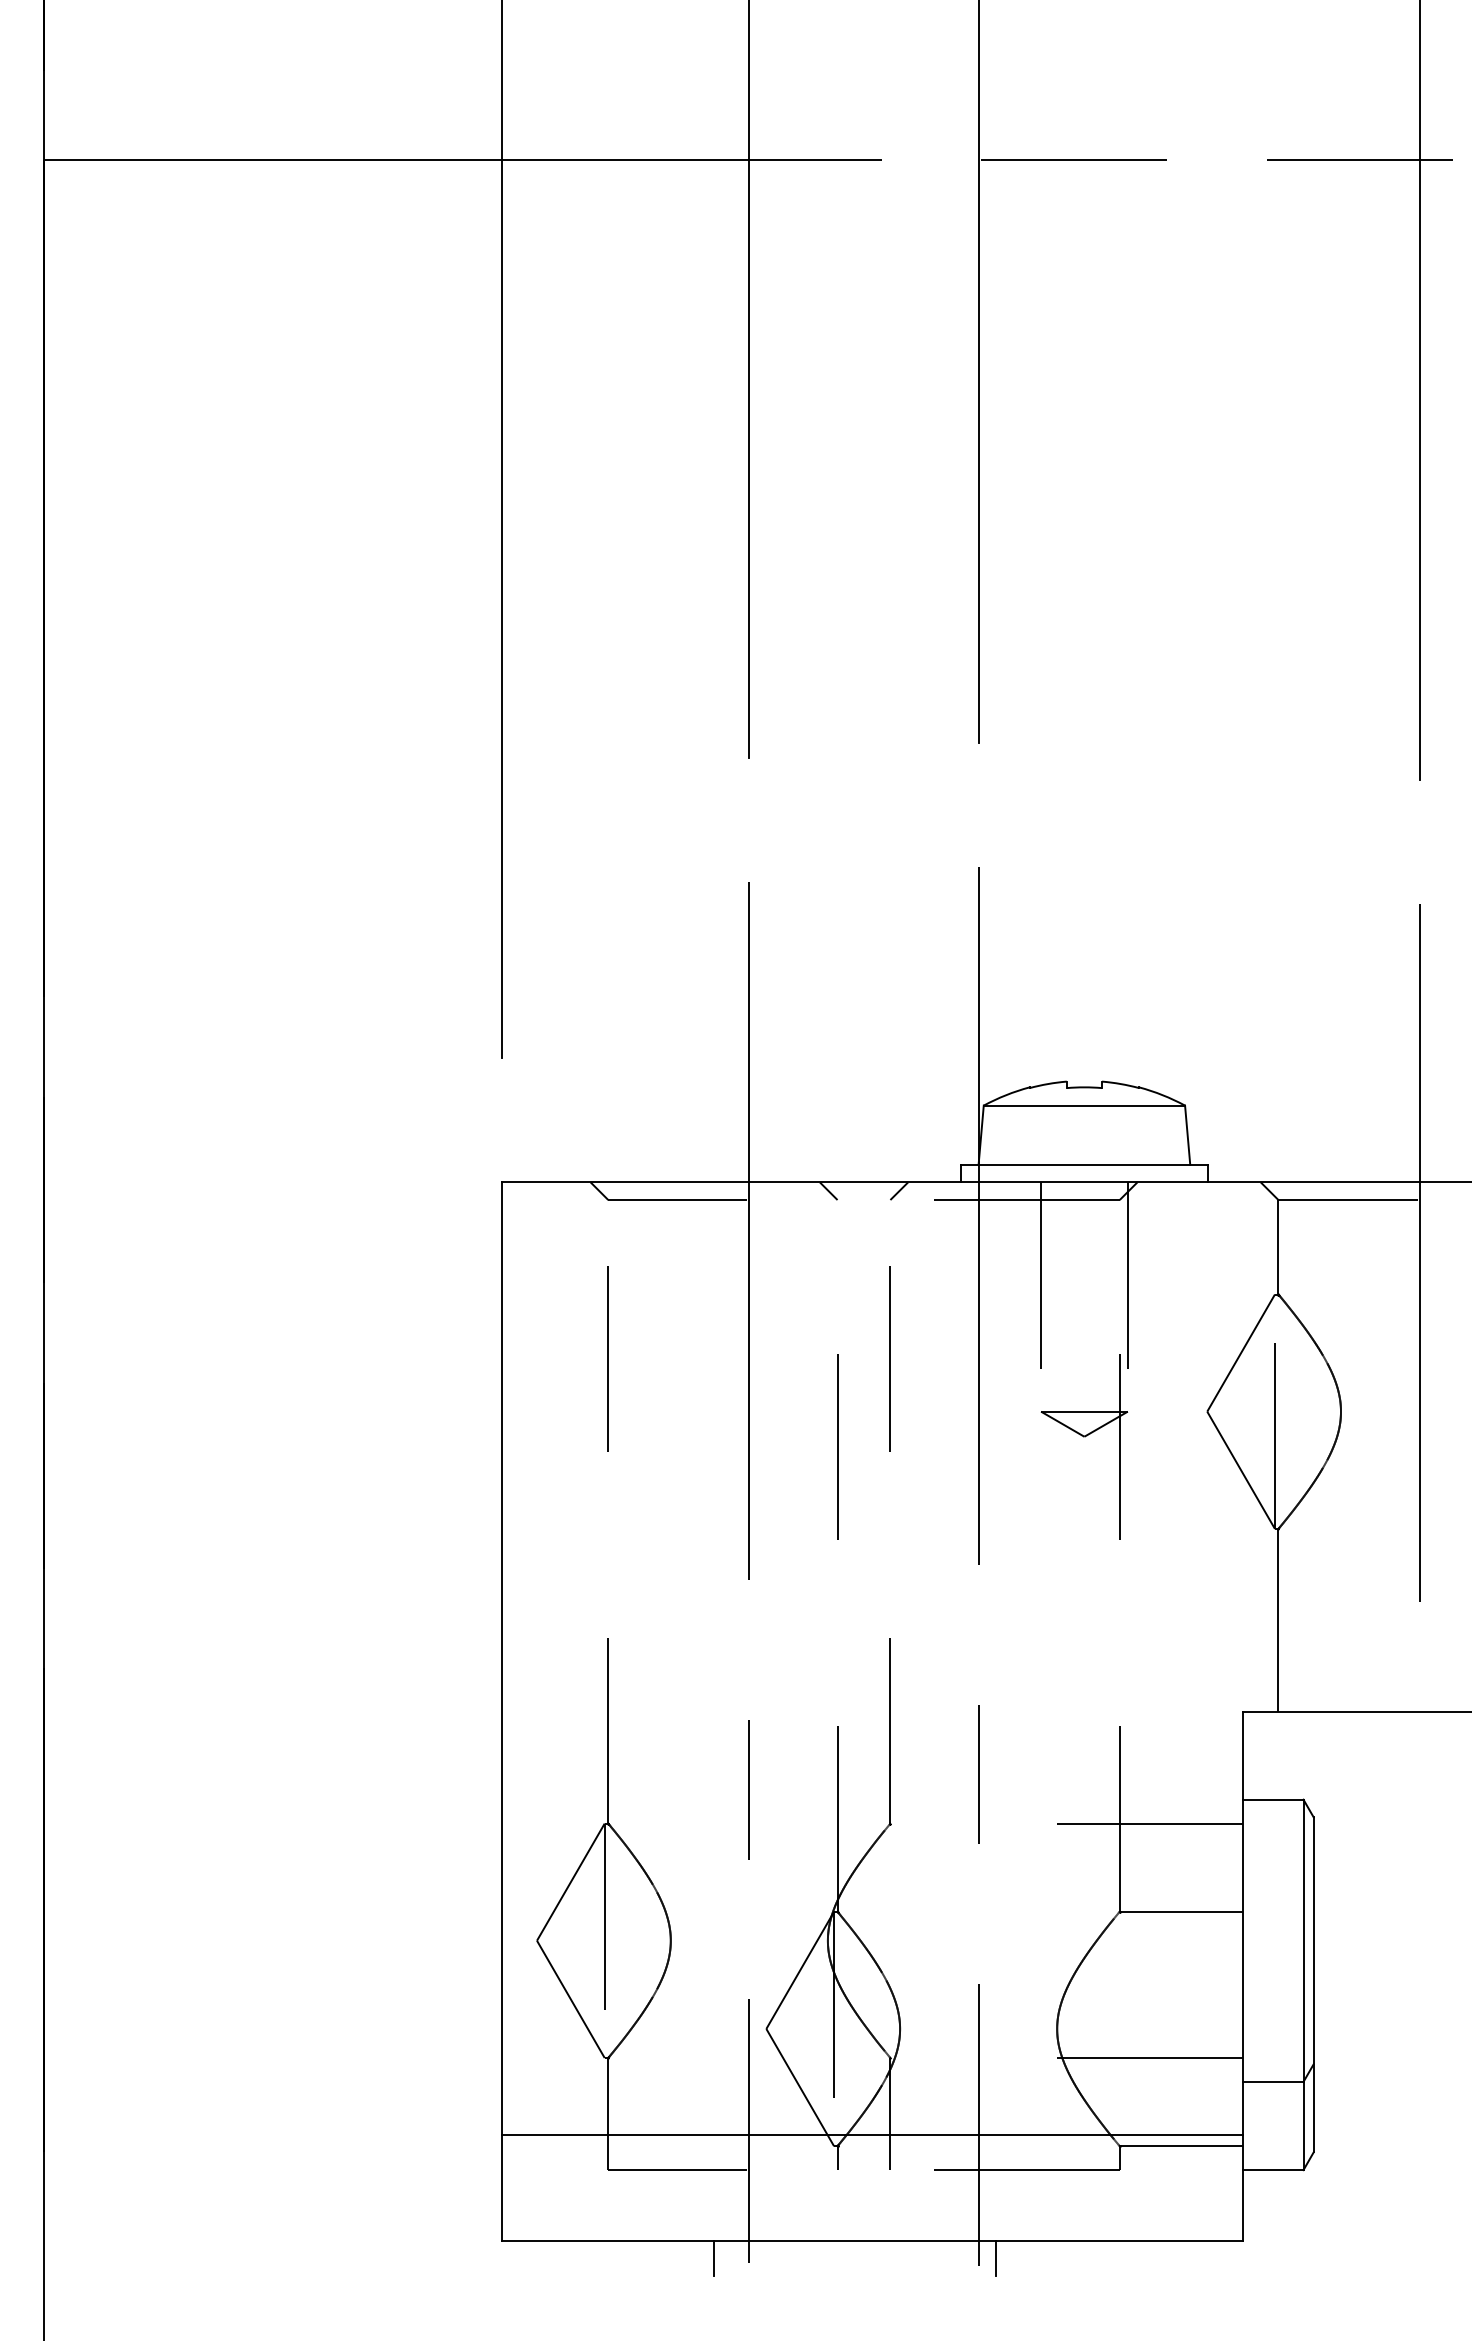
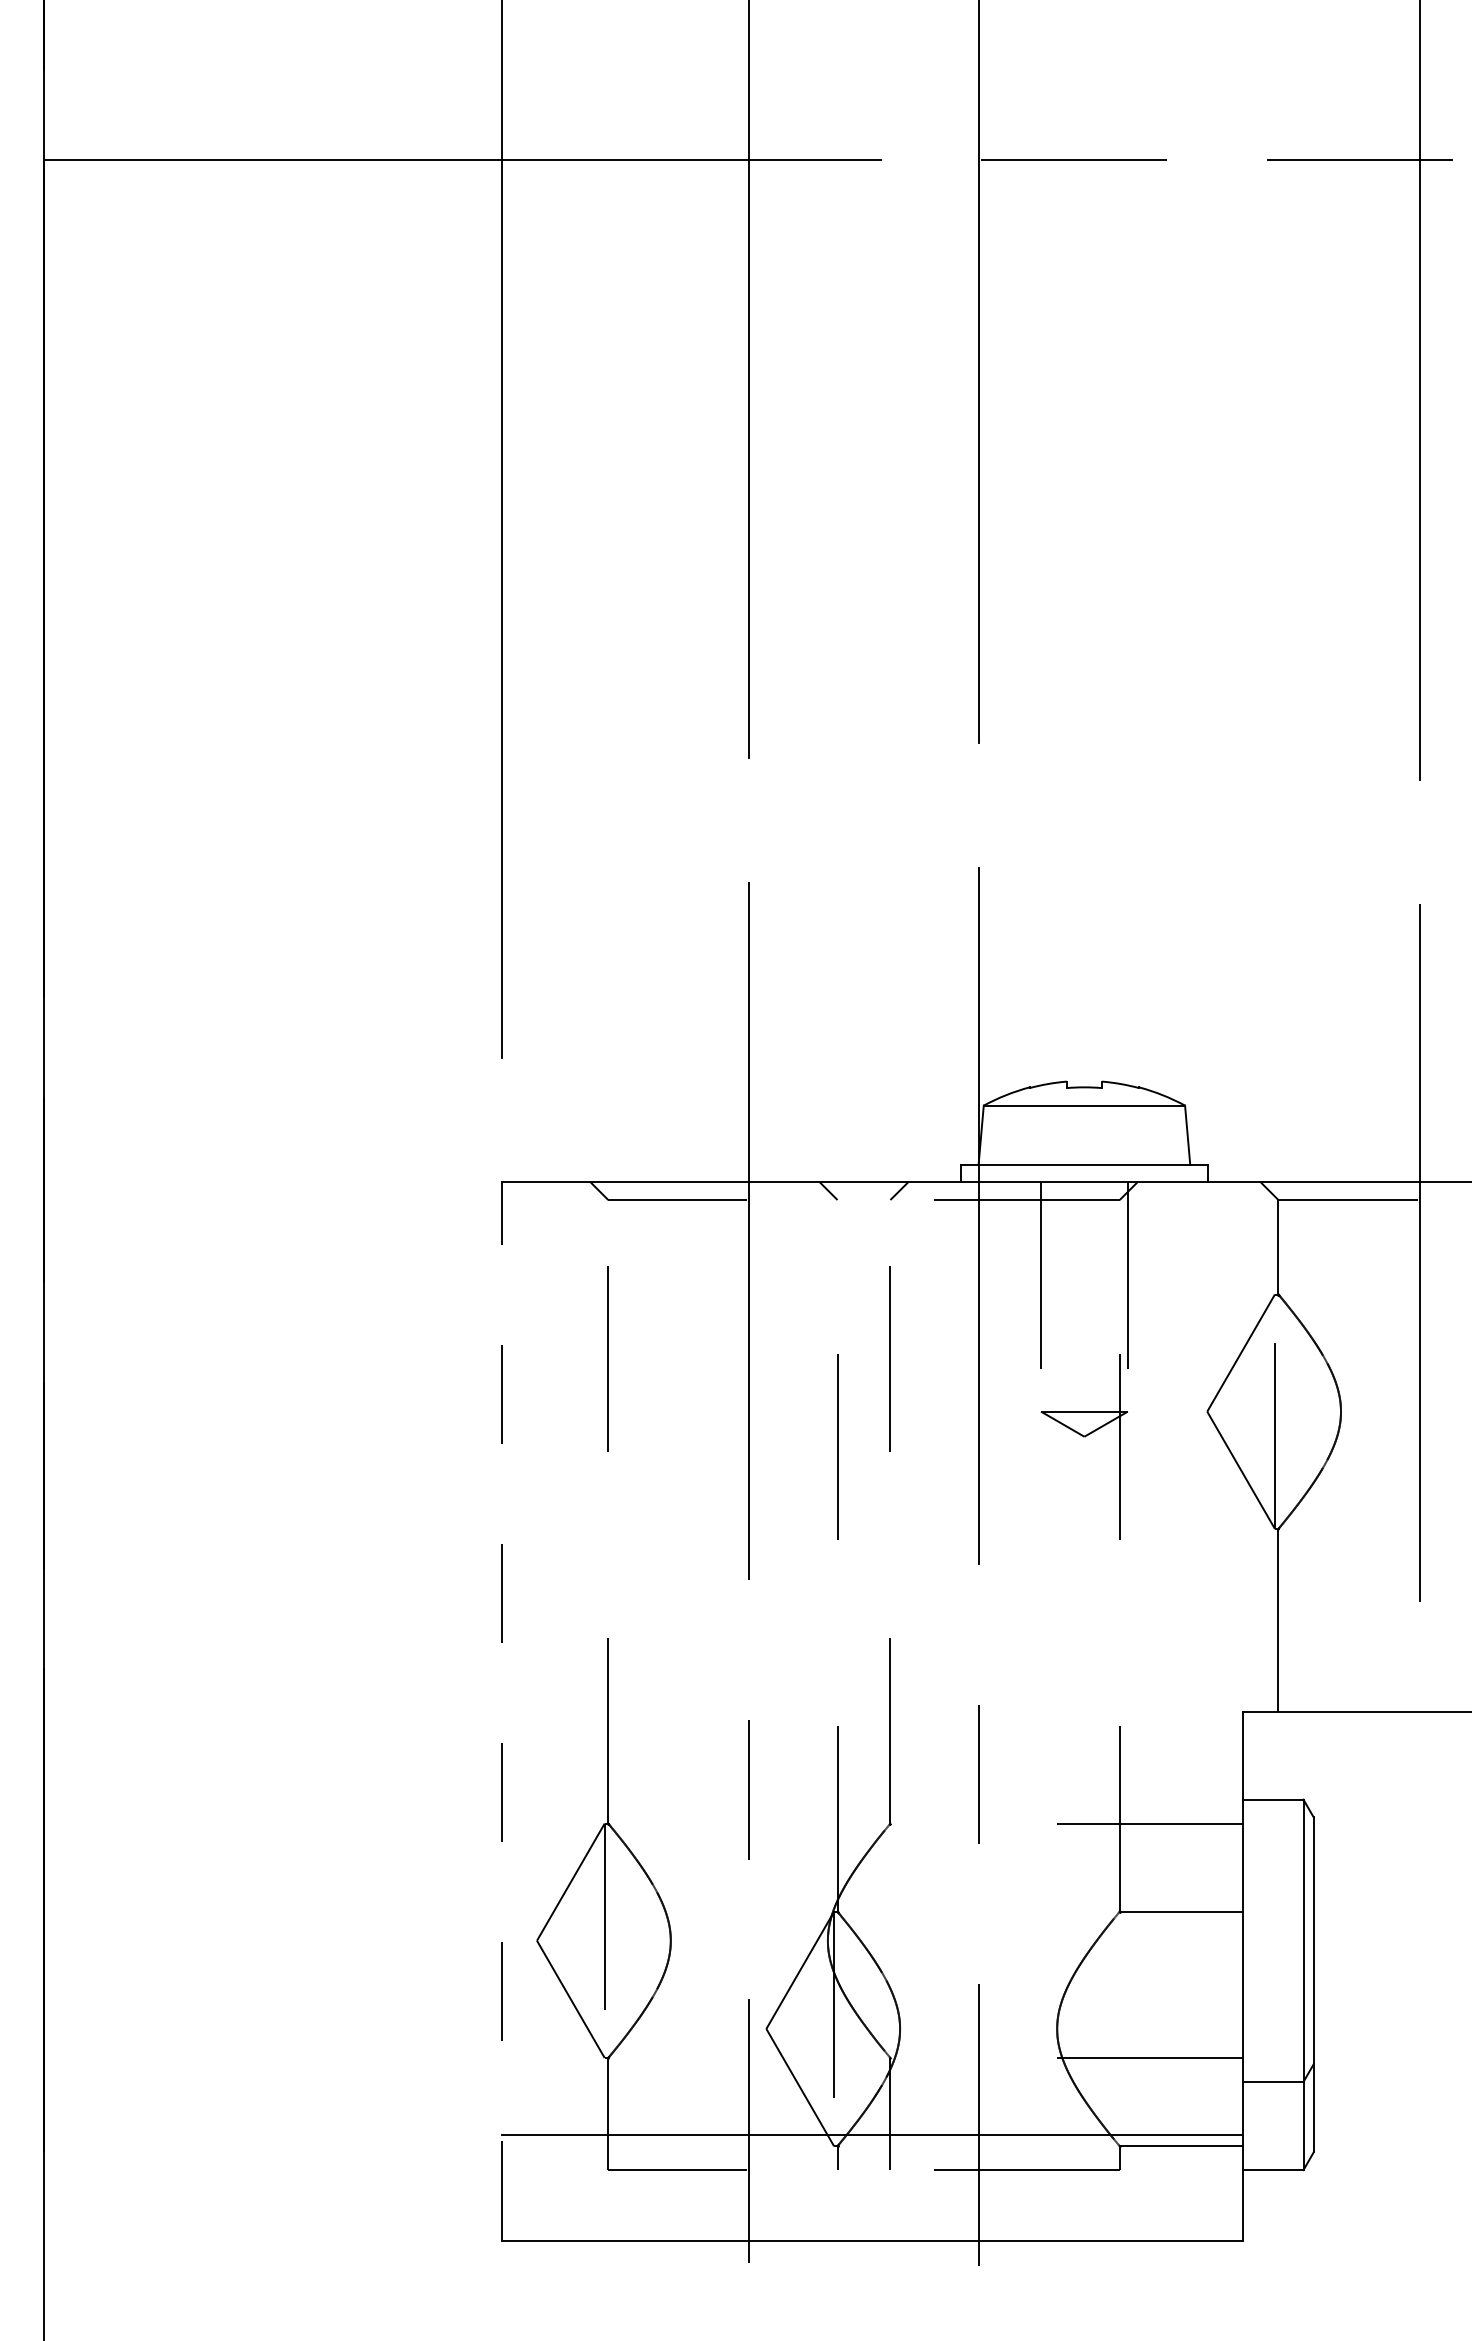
line: solid -> dashed (502, 1711)
line: present -> none (714, 2257)
line: present -> none (996, 2257)
